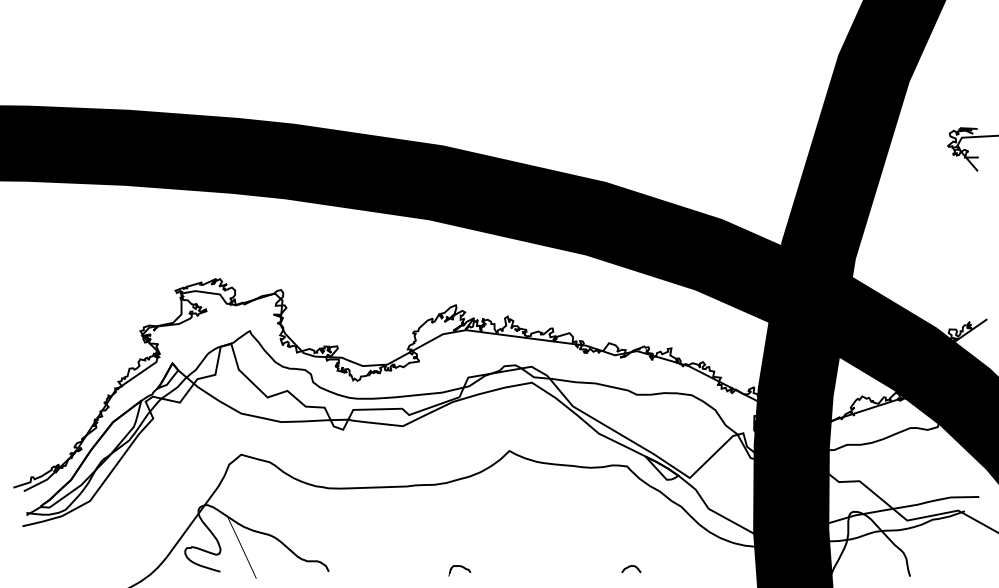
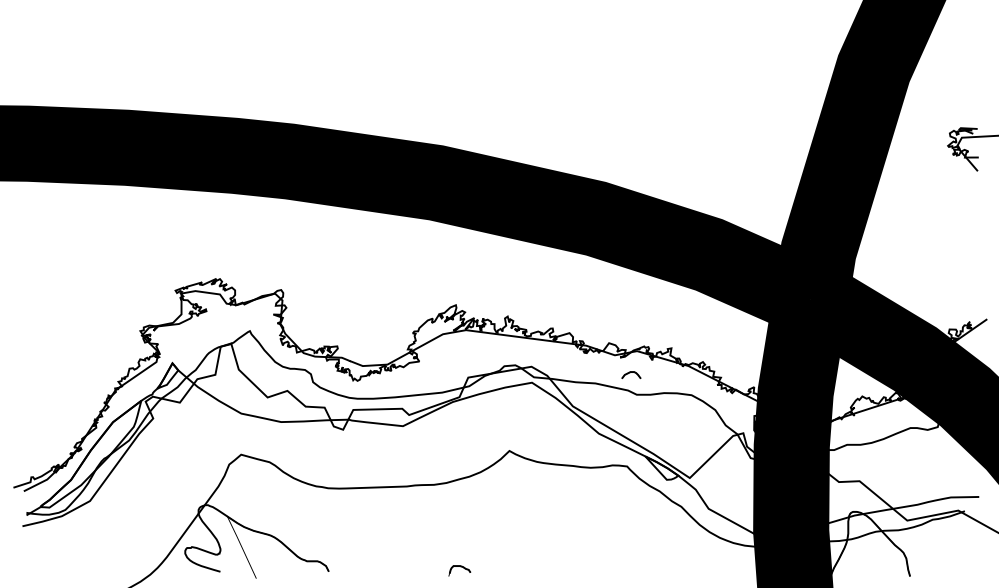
part position: (631, 568) -> (631, 374) (631, 374)
